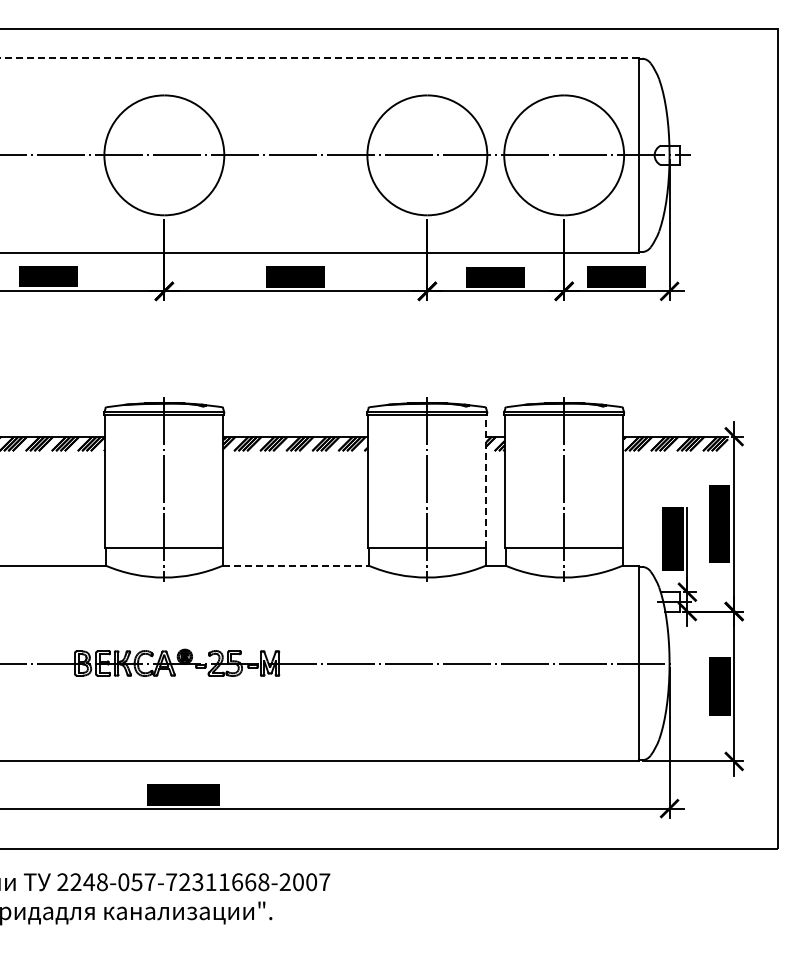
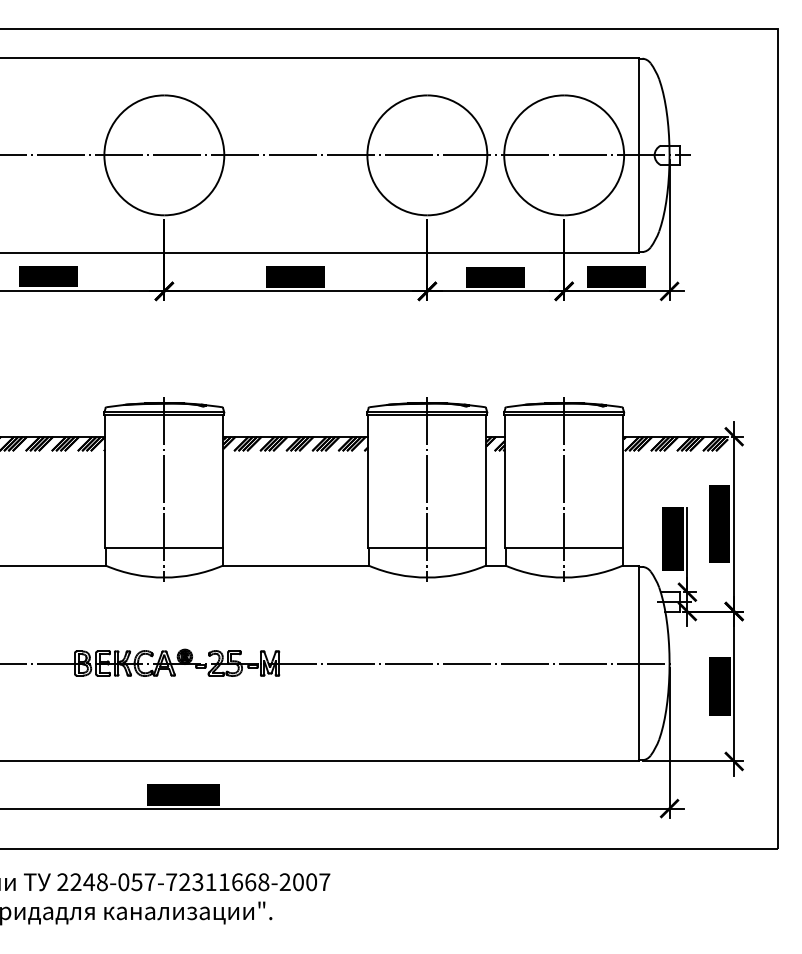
line: dashed -> solid (319, 57)
line: dashed -> solid (486, 481)
line: dashed -> solid (296, 565)
